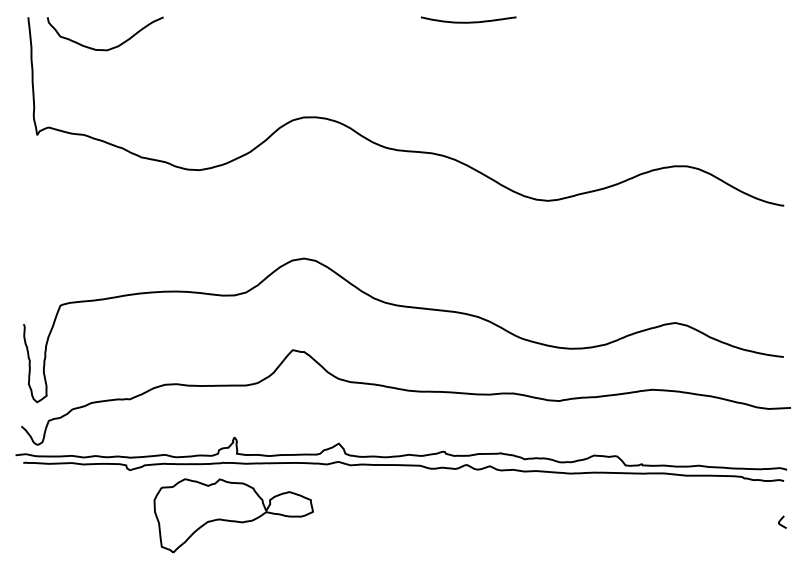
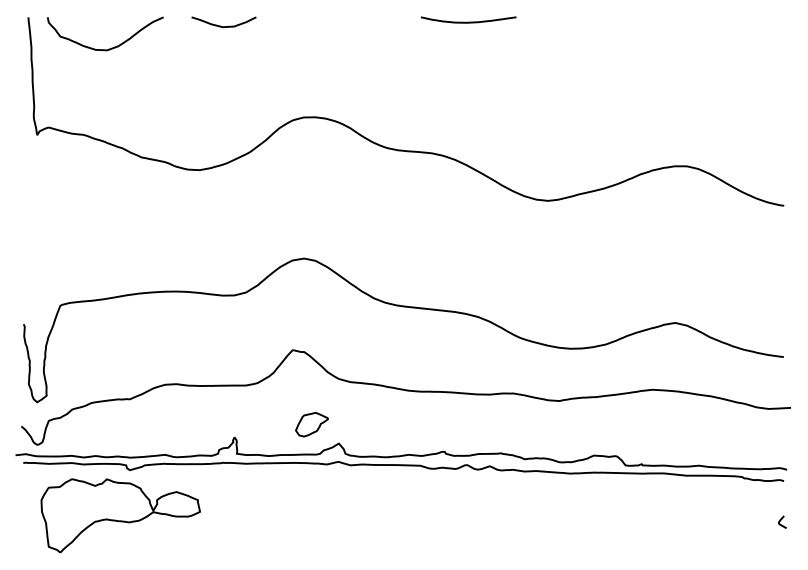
curve: none -> present (221, 25)
part: none -> present (311, 424)
part position: (233, 515) -> (120, 515) (120, 515)
